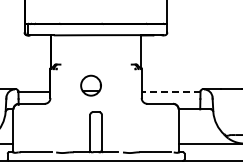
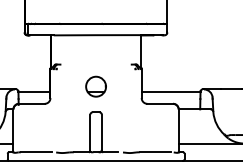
part position: (90, 85) -> (95, 86) (95, 86)
line: dashed -> solid (170, 92)
